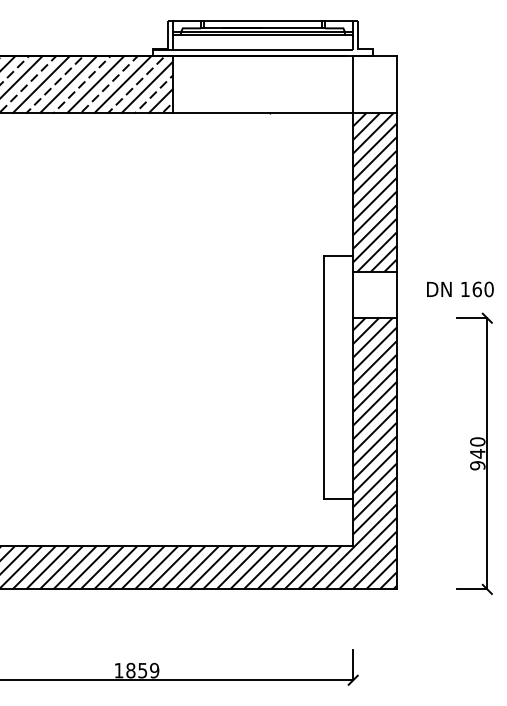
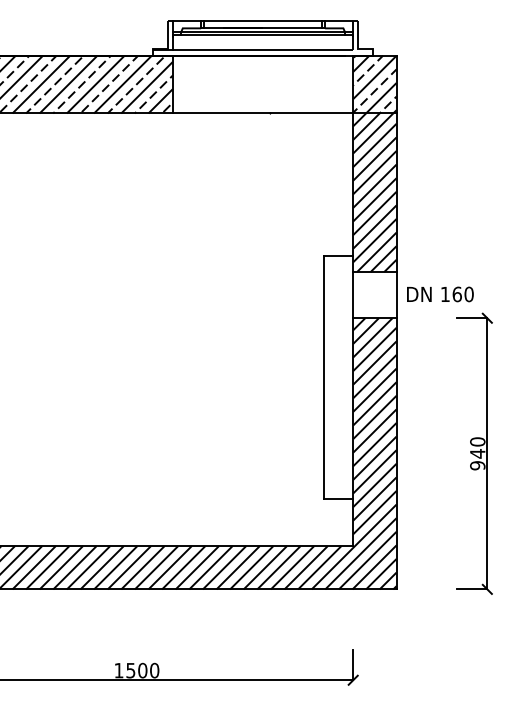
hatch: none -> present (374, 84)
text position: (460, 289) -> (440, 294) (440, 294)
text: 1859 -> 1500 (142, 670)
